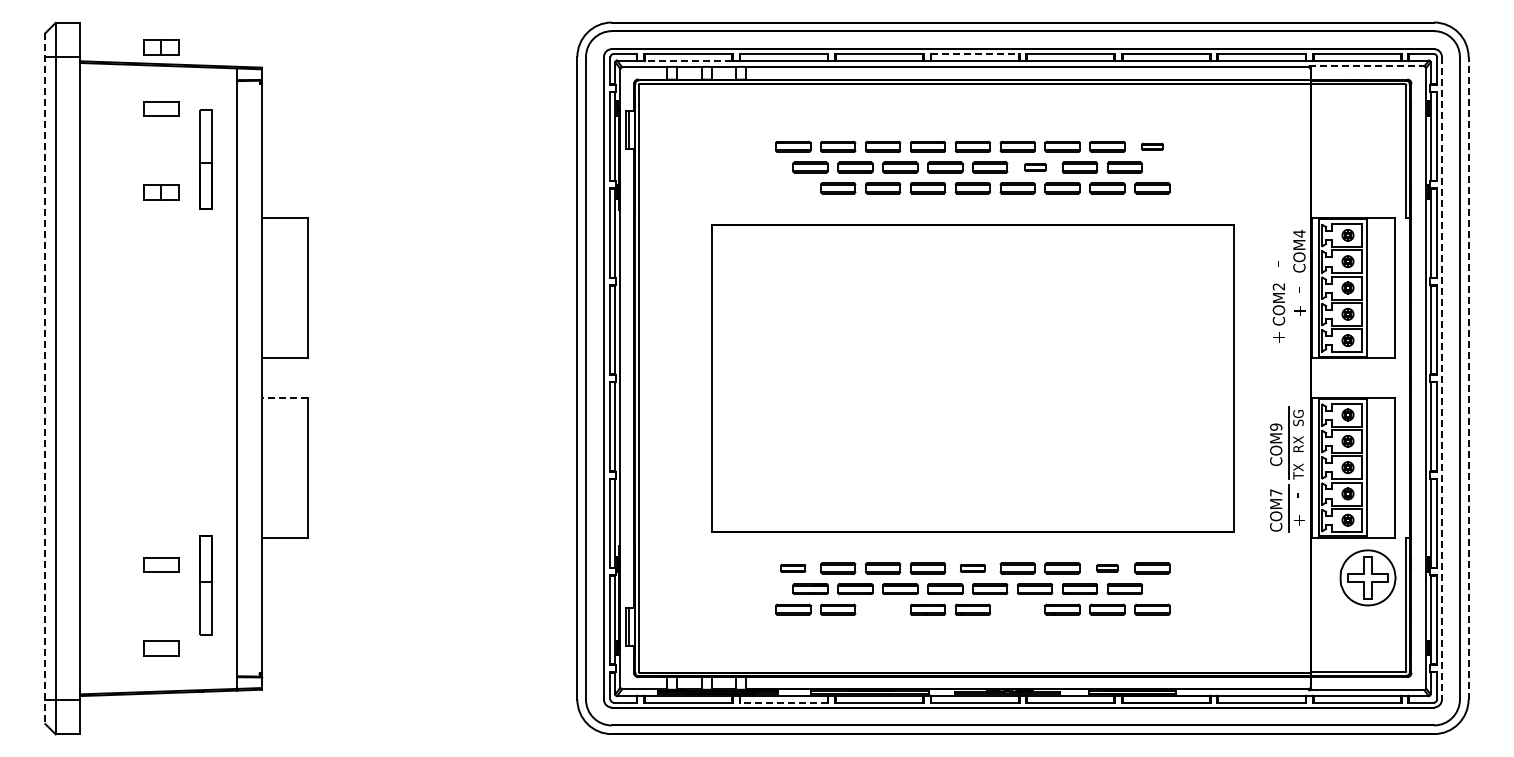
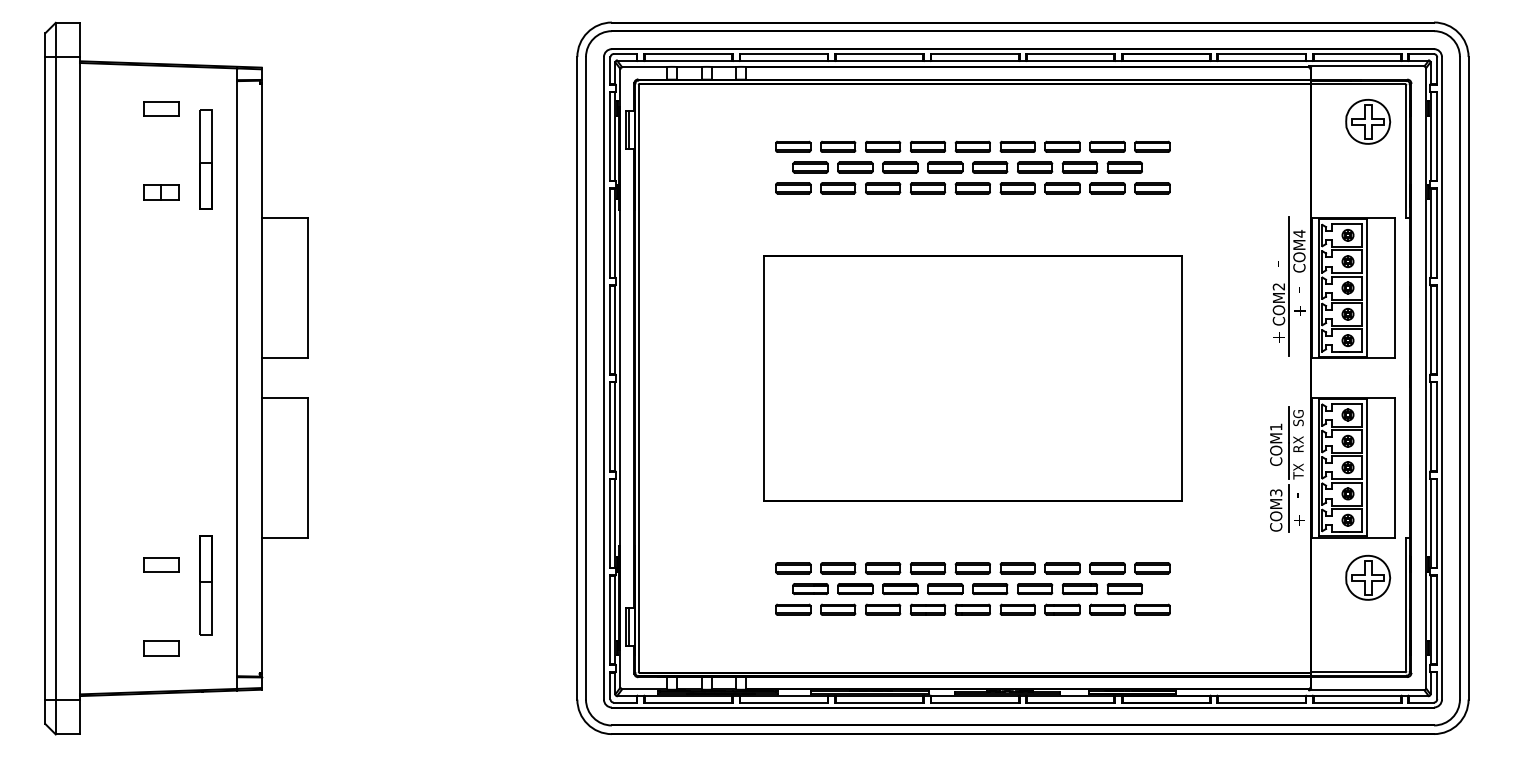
part: present -> none (161, 47)
line: dashed -> solid (975, 54)
line: dashed -> solid (688, 60)
line: dashed -> solid (1366, 66)
part: none -> present (1368, 121)
part size: 23x9 px -> 37x13 px (1152, 146)
part size: 23x9 px -> 37x13 px (1035, 167)
part: none -> present (793, 188)
line: none -> present (1289, 285)
line: dashed -> solid (1468, 377)
part size: 524x309 px -> 420x247 px (972, 378)
line: dashed -> solid (1441, 378)
line: dashed -> solid (45, 379)
line: dashed -> solid (284, 397)
text: COM9 -> COM1 (1276, 426)
text: COM7 -> COM3 (1276, 492)
part size: 27x9 px -> 37x13 px (793, 568)
part size: 27x9 px -> 37x13 px (972, 568)
part size: 23x9 px -> 37x13 px (1107, 568)
part size: 58x58 px -> 47x47 px (1368, 577)
part: none -> present (883, 609)
part: none -> present (1017, 609)
line: dashed -> solid (783, 702)
